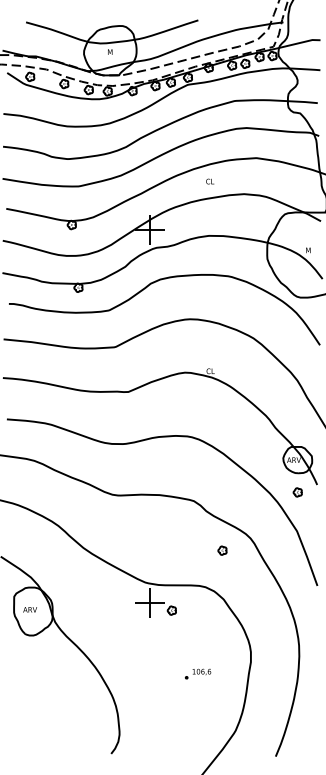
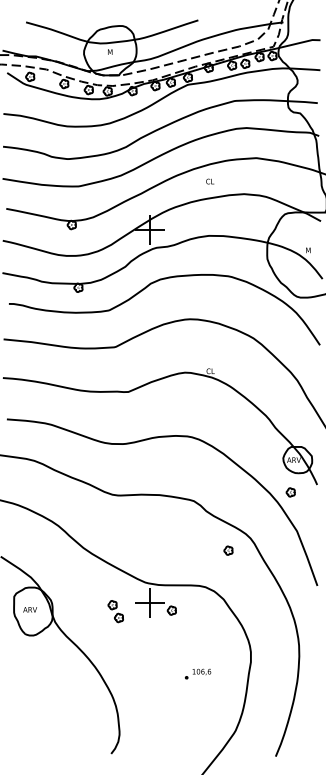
part position: (297, 492) -> (290, 492) (290, 492)
part position: (222, 550) -> (228, 550) (228, 550)
part: none -> present (115, 611)
